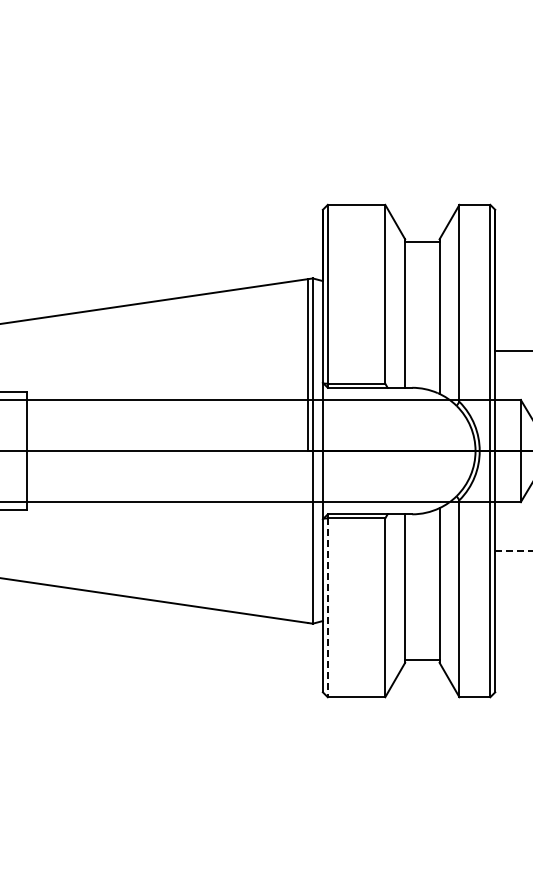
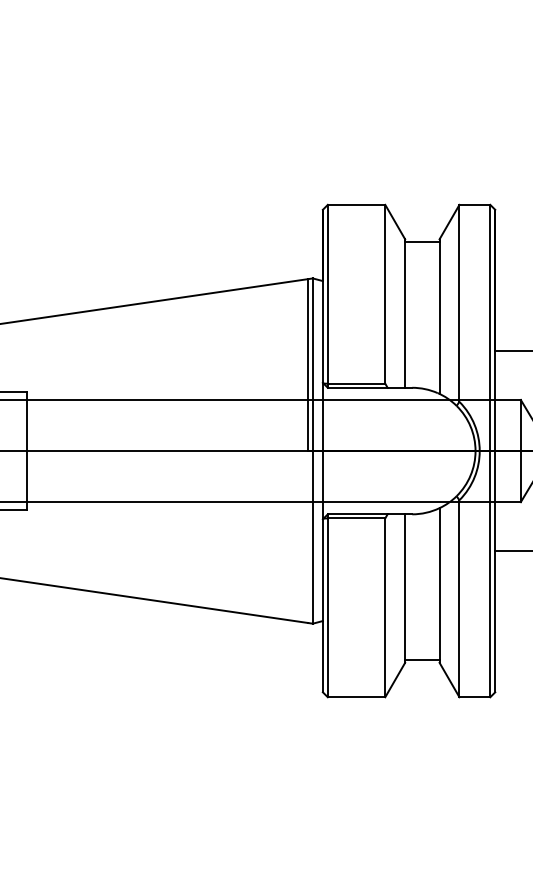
line: dashed -> solid (513, 550)
line: dashed -> solid (327, 608)
